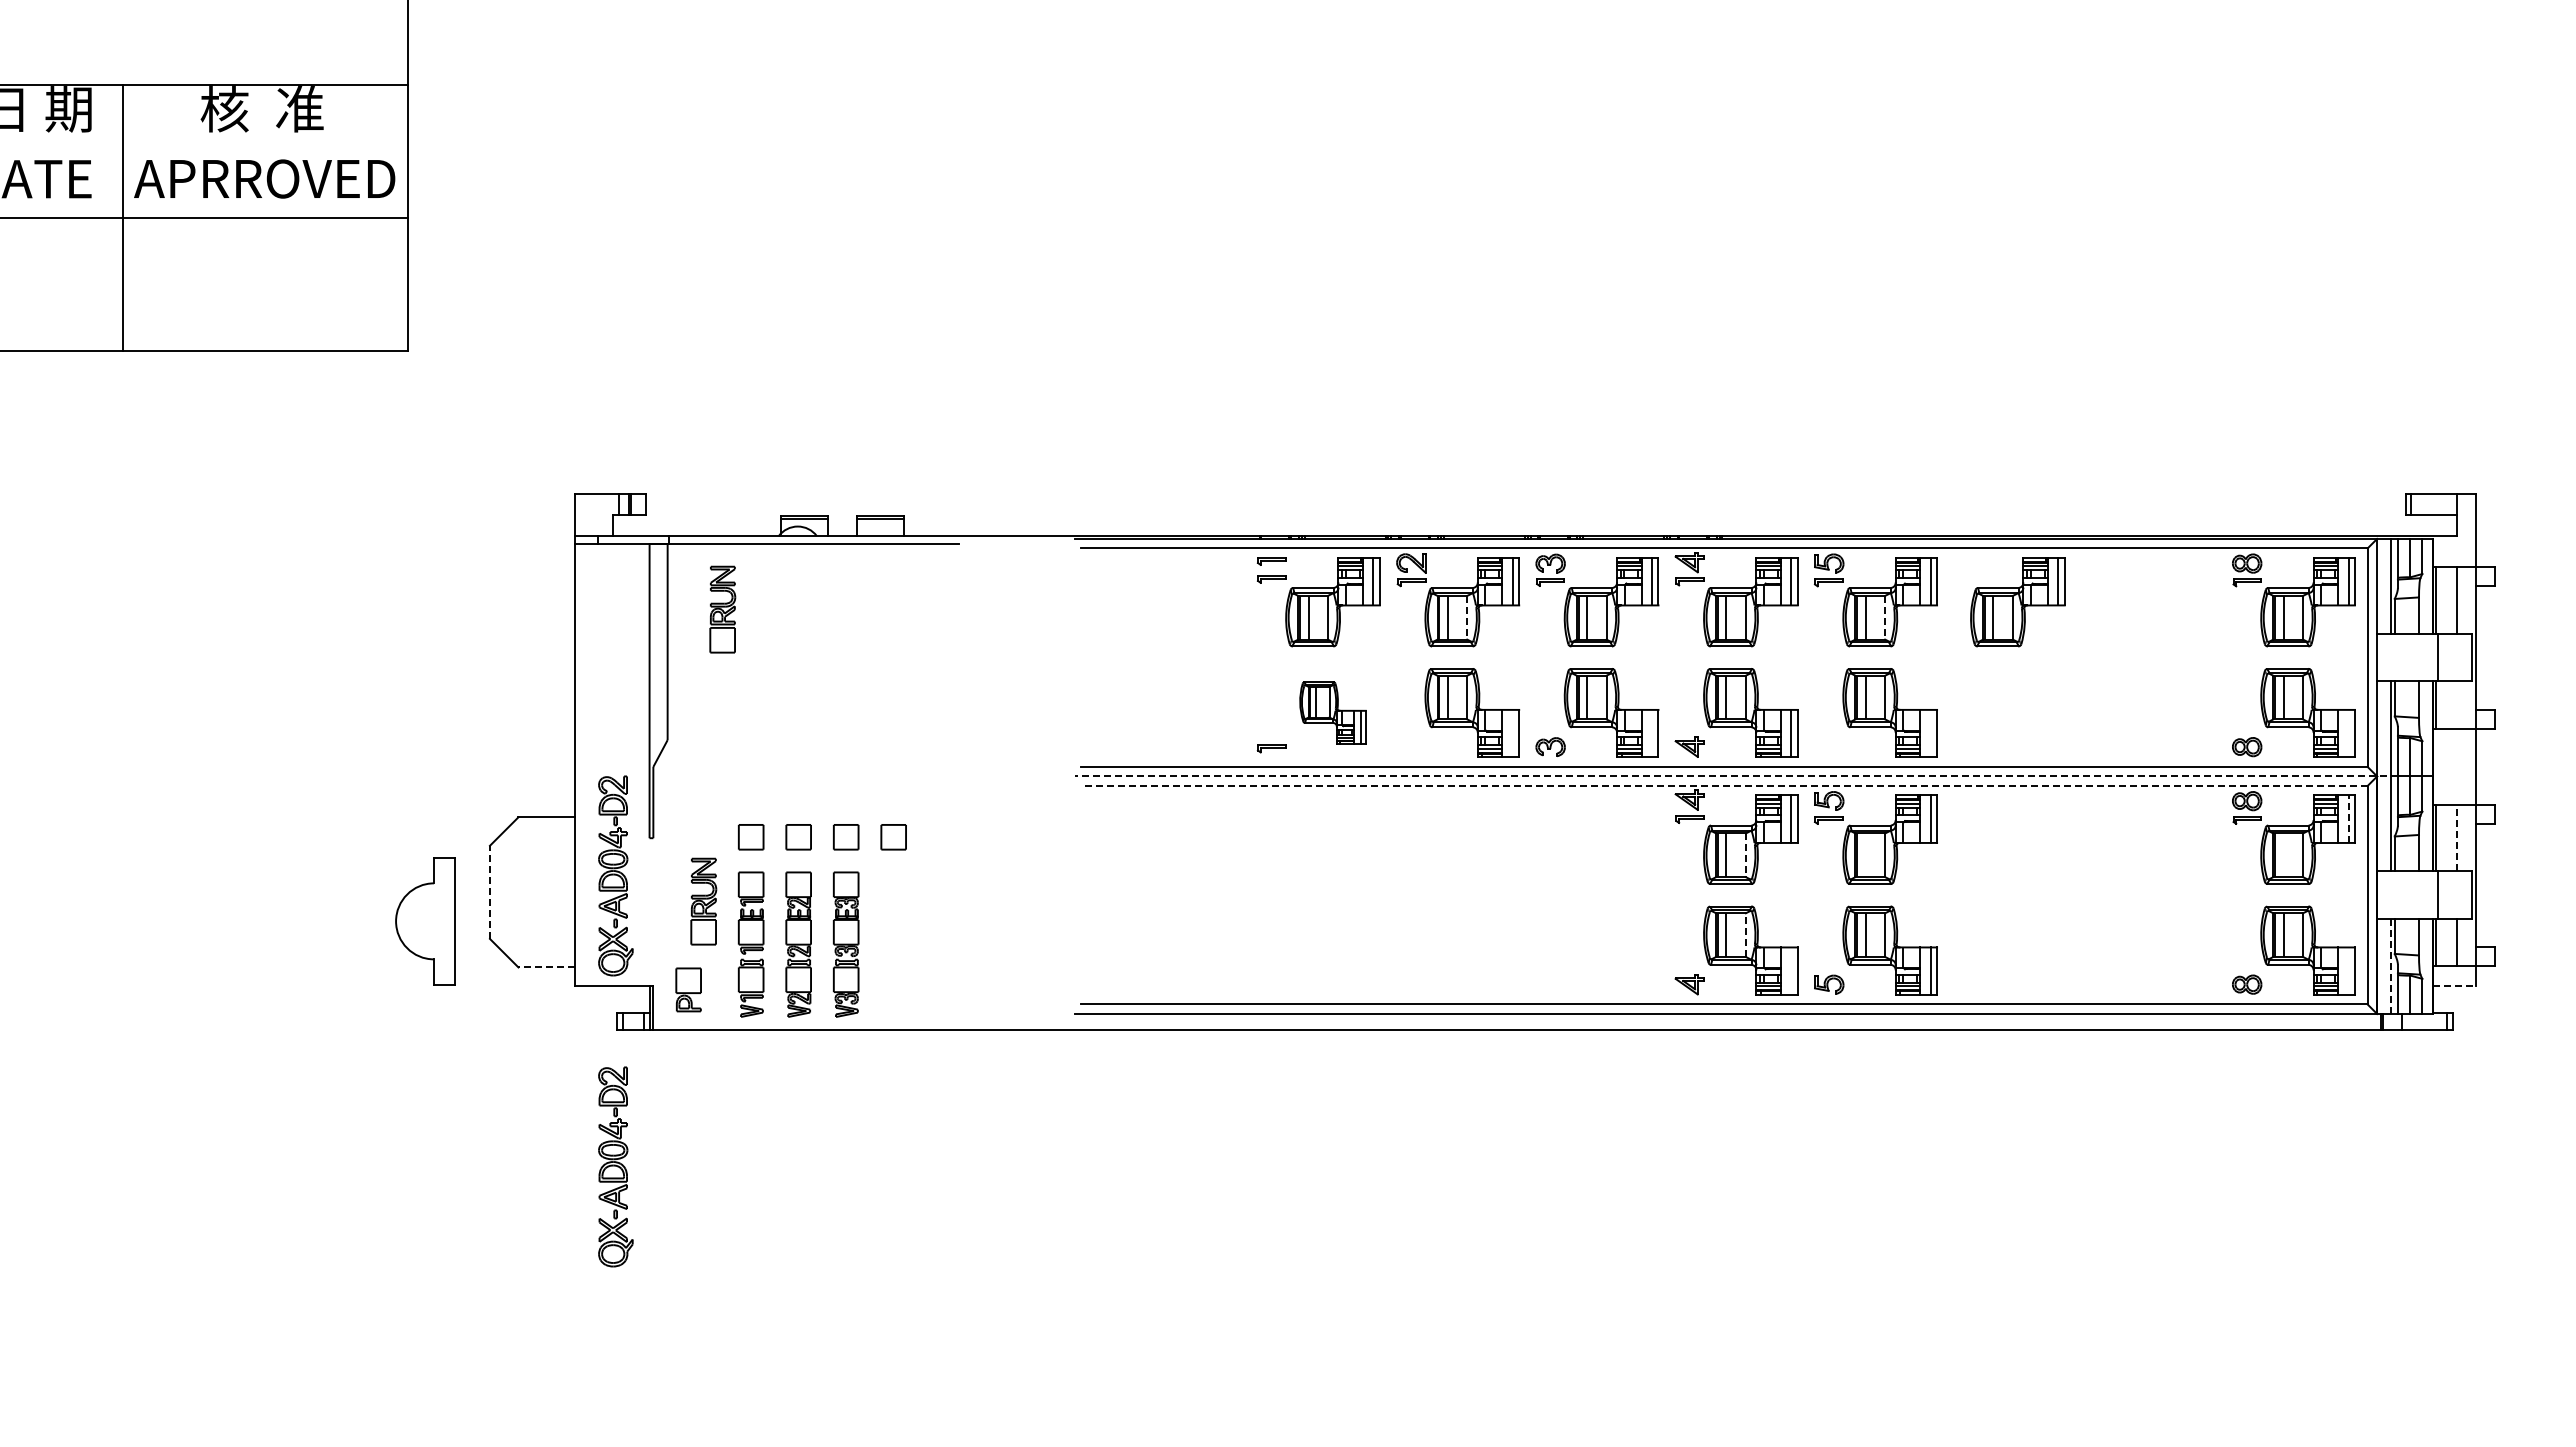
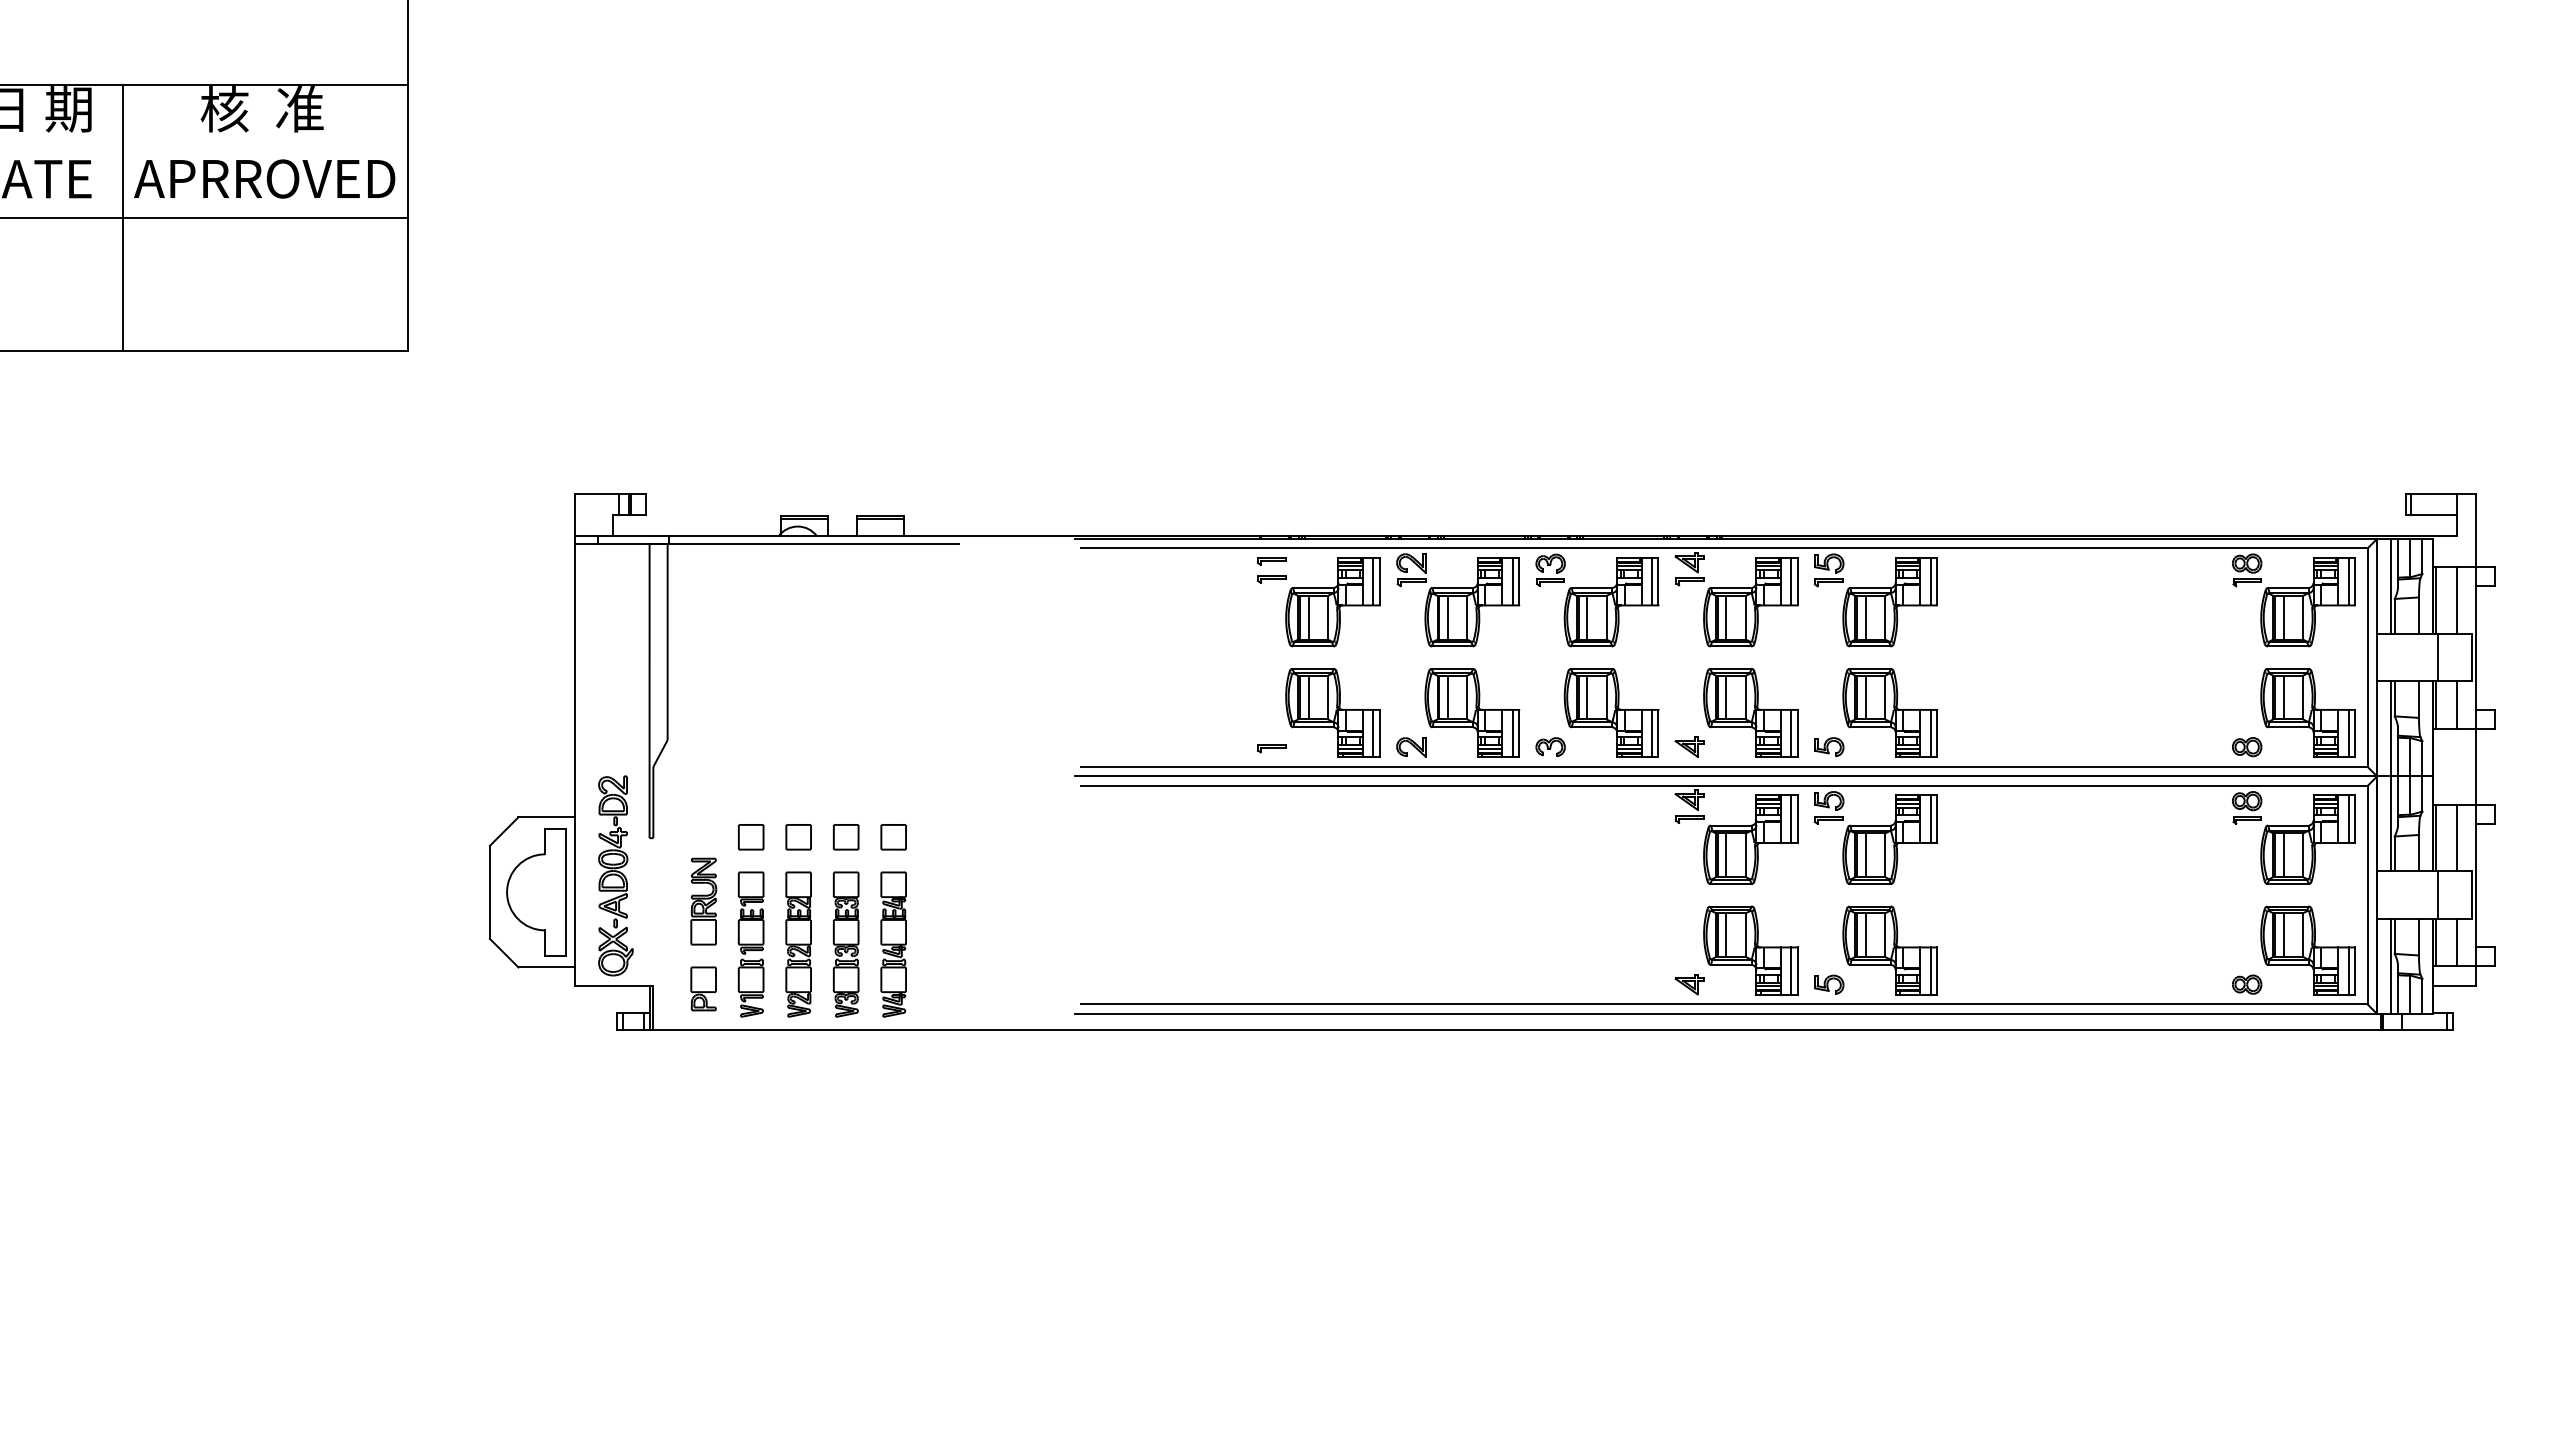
part: present -> none (2017, 602)
part: present -> none (722, 609)
line: dashed -> solid (1467, 617)
line: dashed -> solid (1885, 617)
line: none -> present (2456, 704)
part size: 68x64 px -> 96x90 px (1332, 712)
line: none -> present (1512, 733)
line: none -> present (1652, 733)
line: none -> present (1930, 733)
line: none -> present (2348, 733)
part: none -> present (1829, 746)
part: none -> present (1411, 747)
line: dashed -> solid (1735, 776)
line: dashed -> solid (1724, 785)
line: dashed -> solid (2348, 819)
line: dashed -> solid (2456, 837)
line: dashed -> solid (1745, 855)
line: none -> present (1865, 855)
line: none -> present (2283, 855)
line: dashed -> solid (489, 892)
part position: (425, 921) -> (536, 892) (536, 892)
line: dashed -> solid (1745, 935)
part: none -> present (893, 944)
line: dashed -> solid (2390, 966)
line: dashed -> solid (546, 967)
line: none -> present (1791, 970)
line: none -> present (2348, 970)
line: dashed -> solid (2454, 986)
part position: (688, 989) -> (703, 988) (703, 988)
part: present -> none (615, 1166)
